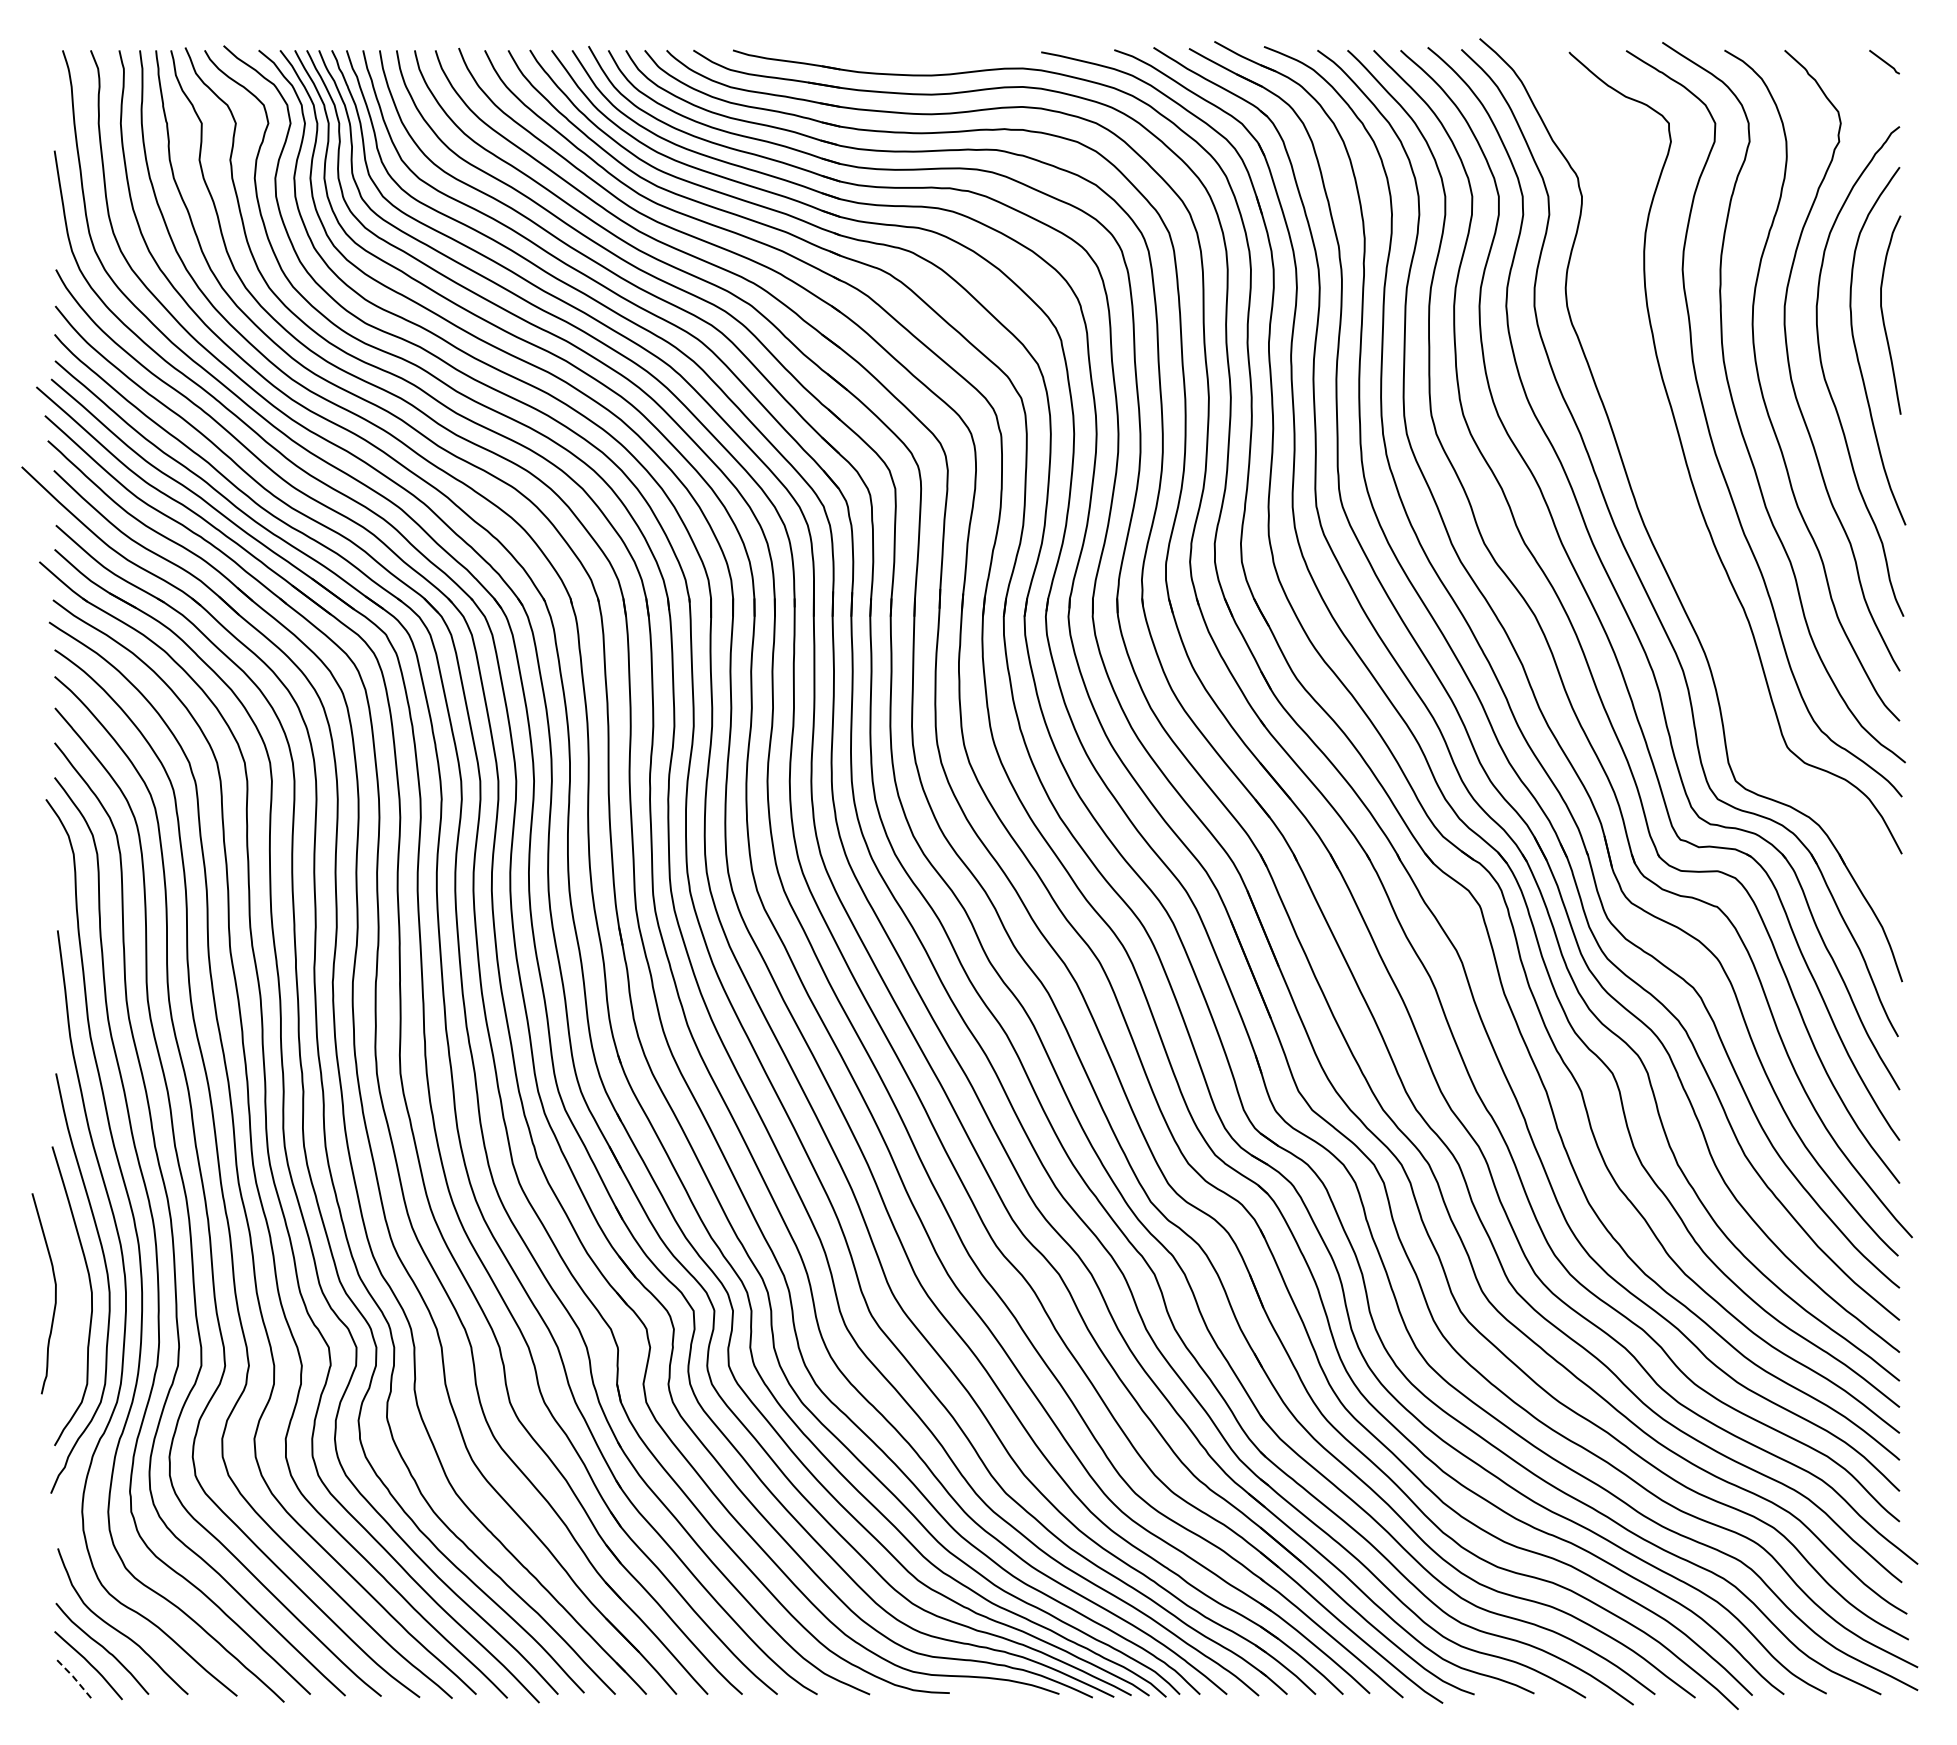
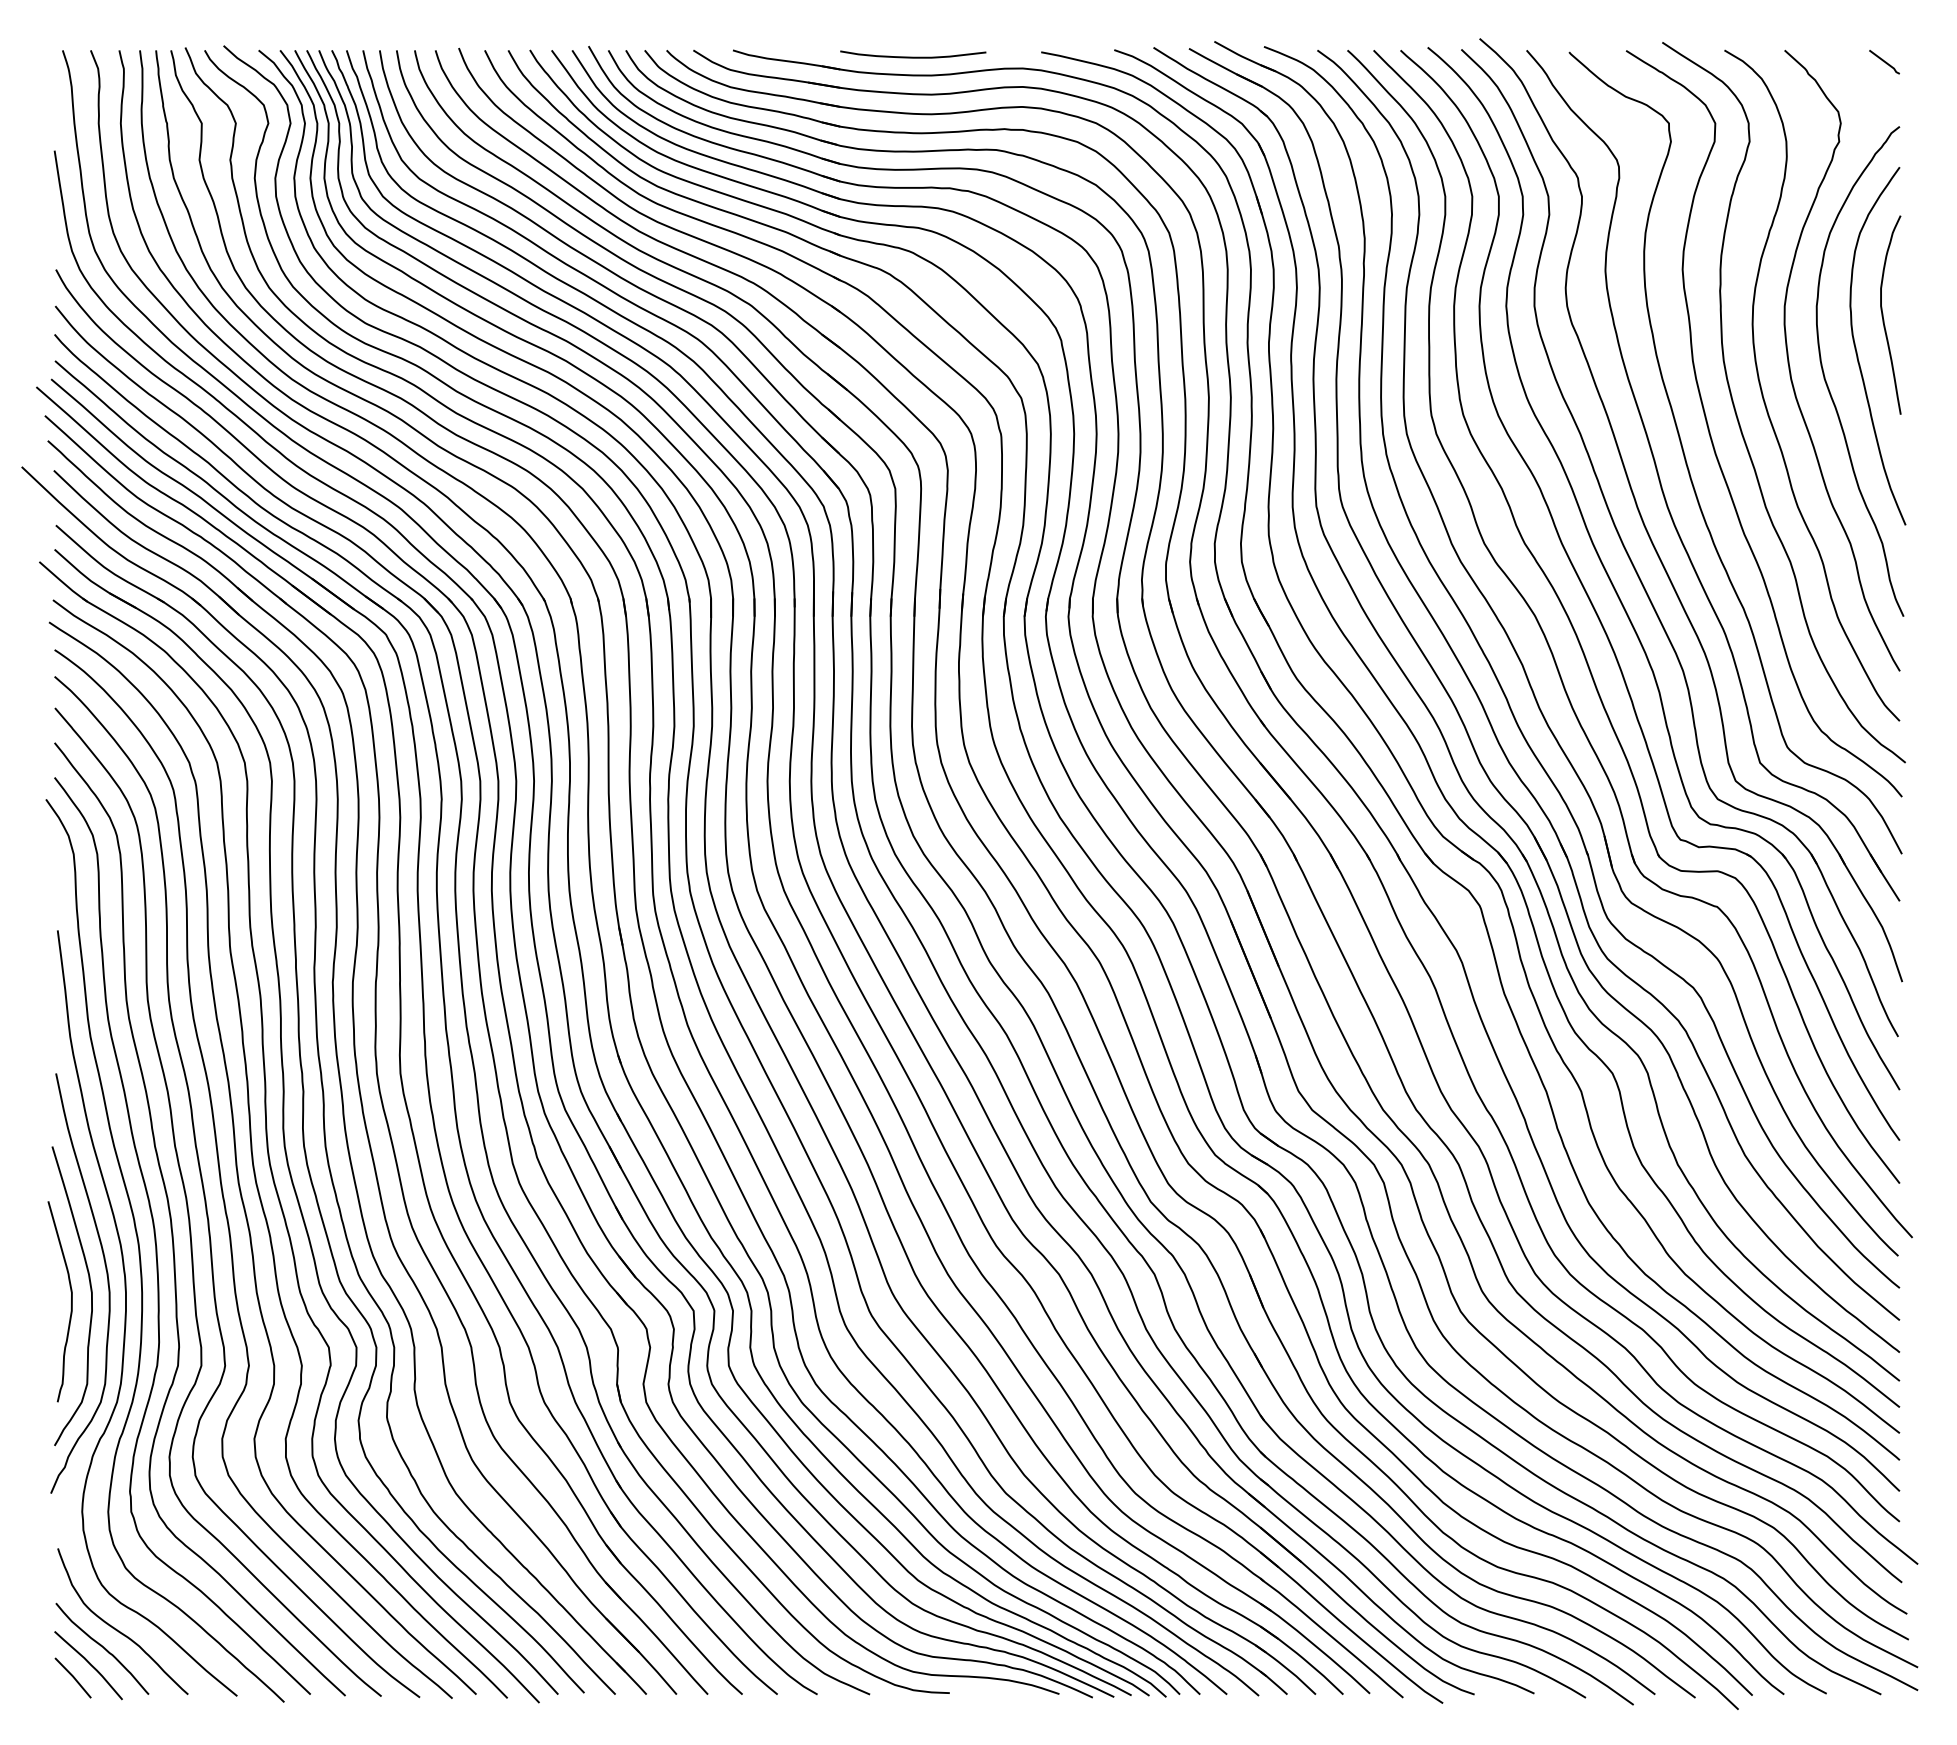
curve: none -> present (913, 56)
part: none -> present (1662, 486)
curve position: (55, 1293) -> (71, 1301) (71, 1301)
line: dashed -> solid (73, 1677)
